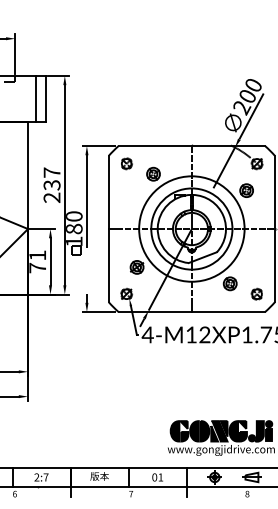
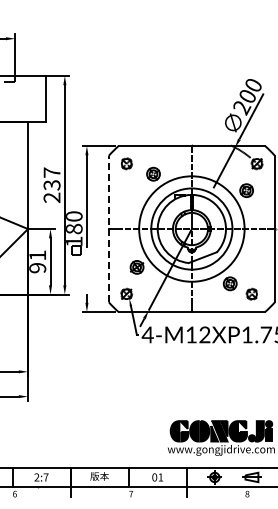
line: present -> none (35, 98)
line: solid -> dashed (108, 228)
text: 71 -> 91 (37, 267)
part position: (256, 293) -> (251, 293) (251, 293)
